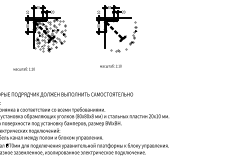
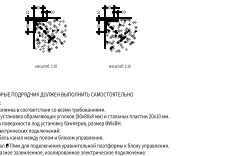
hatch: none -> present (118, 33)
text position: (110, 65) -> (119, 65) (119, 65)
text position: (23, 68) -> (45, 65) (45, 65)
